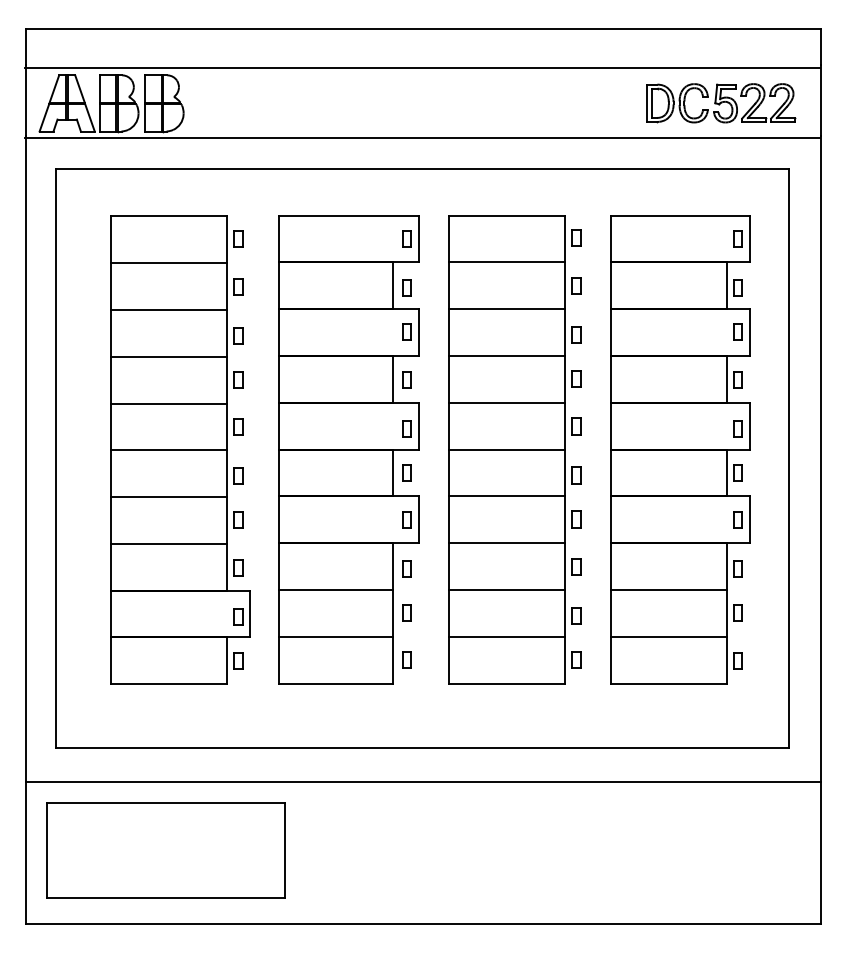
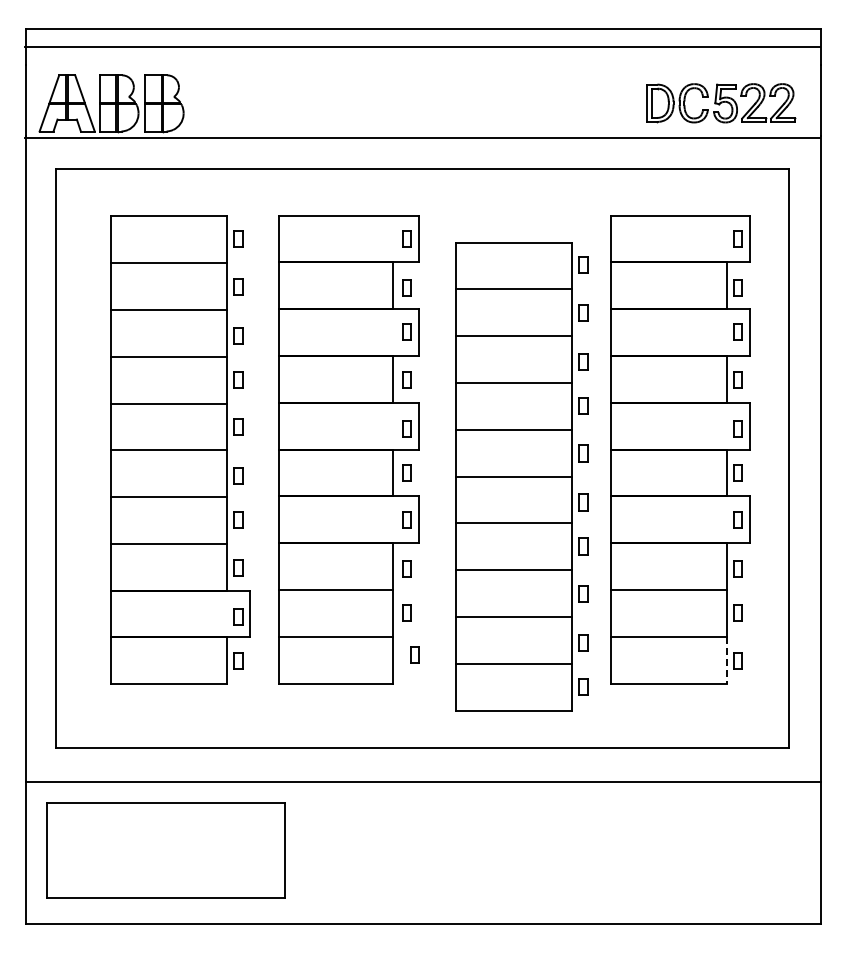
line position: (422, 67) -> (422, 46) (422, 46)
part position: (514, 449) -> (521, 476) (521, 476)
part position: (406, 659) -> (414, 654) (414, 654)
line: solid -> dashed (726, 660)
